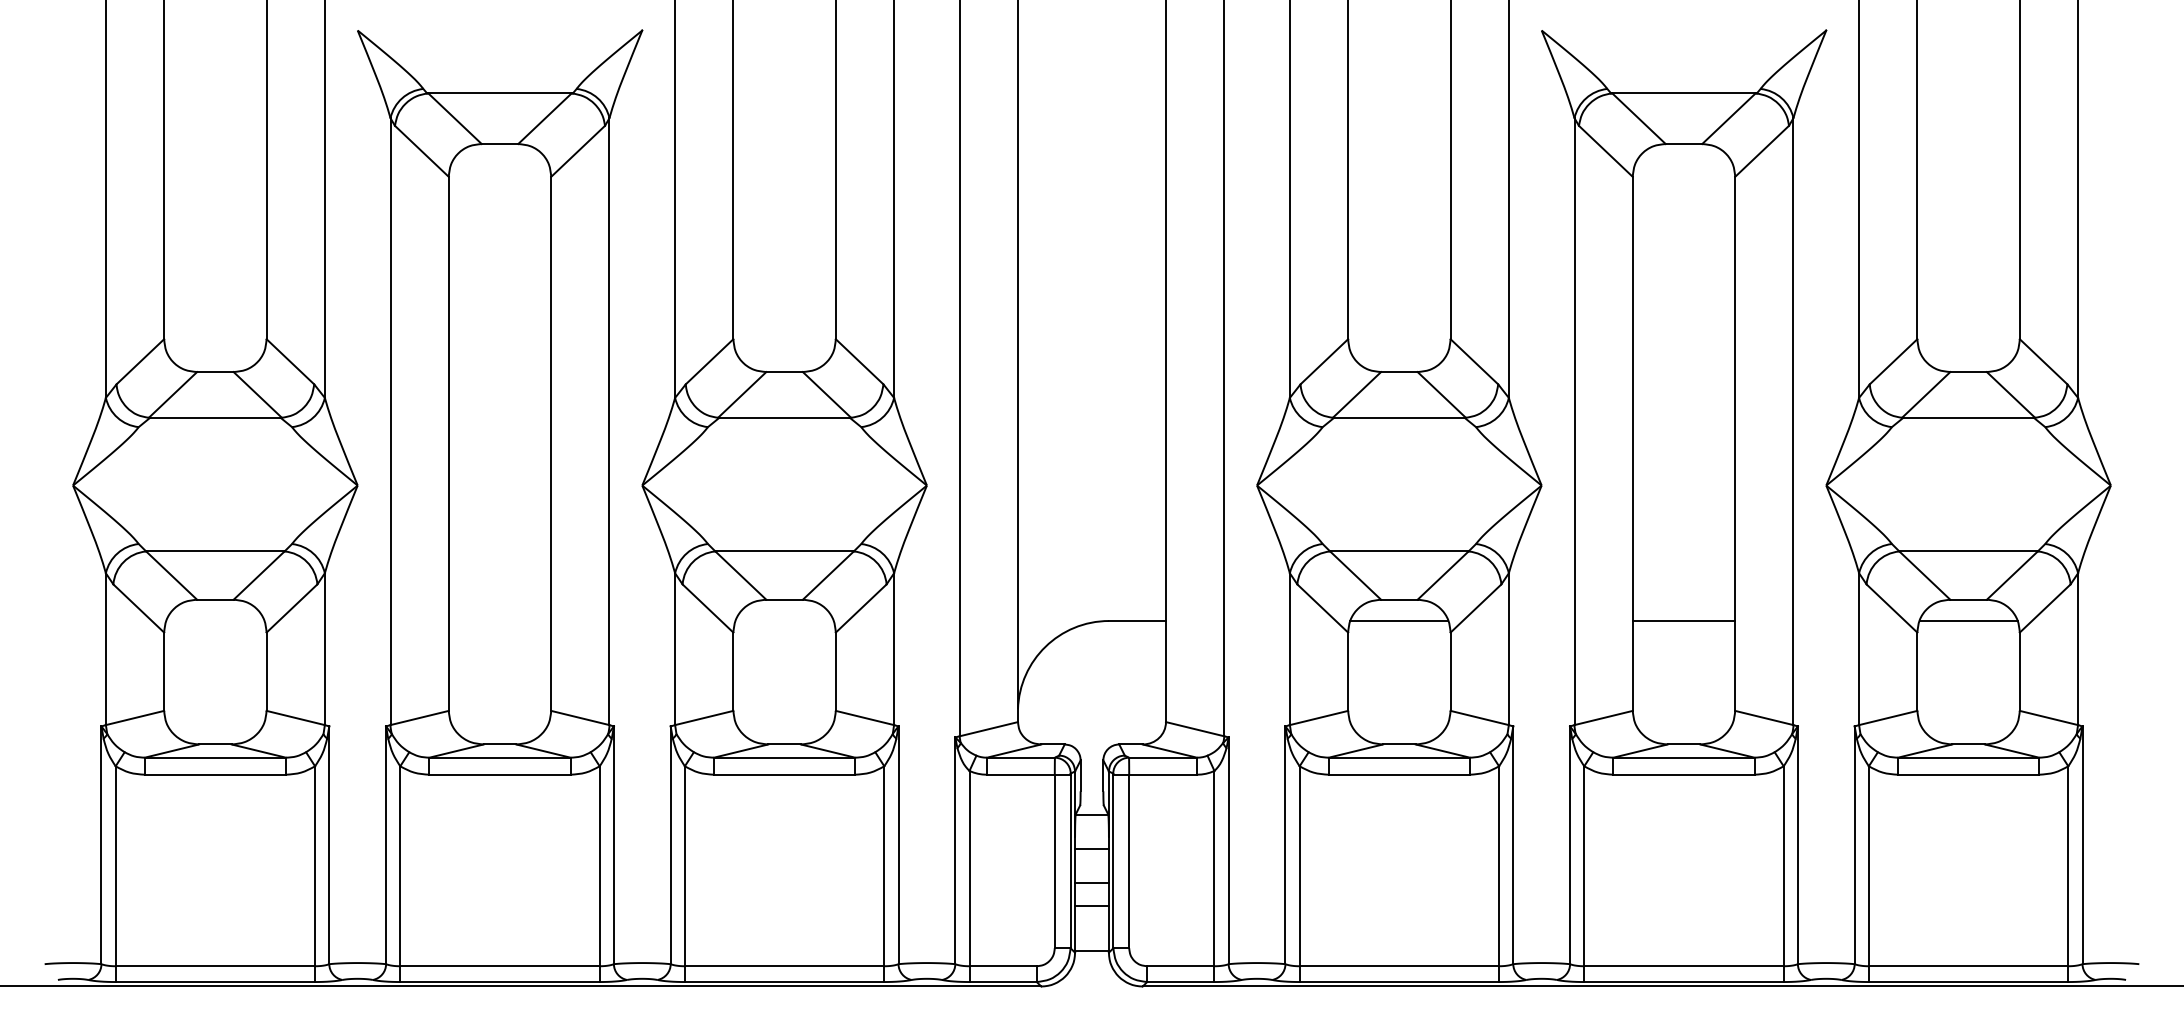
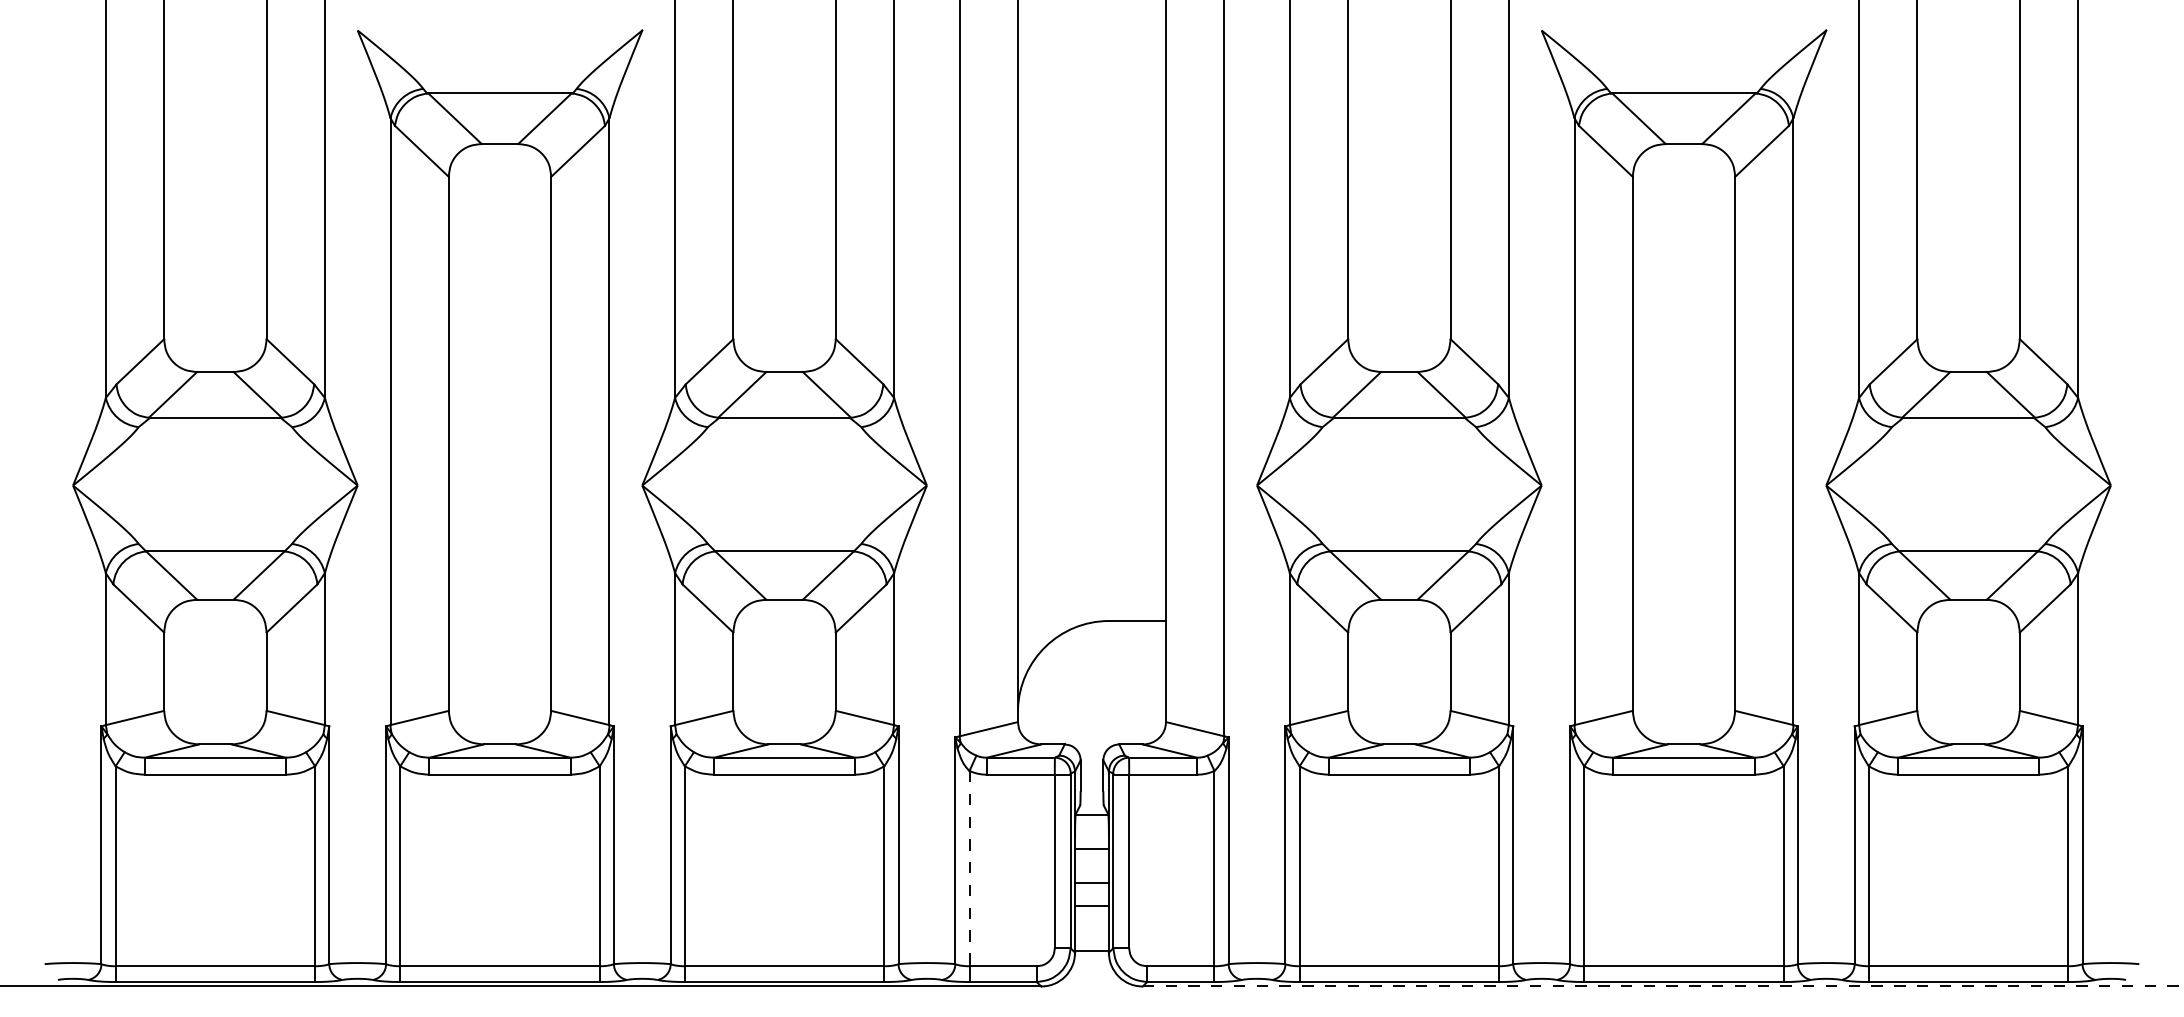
line: present -> none (1399, 621)
line: present -> none (1683, 621)
line: present -> none (1968, 621)
line: solid -> dashed (969, 868)
line: solid -> dashed (1663, 986)
